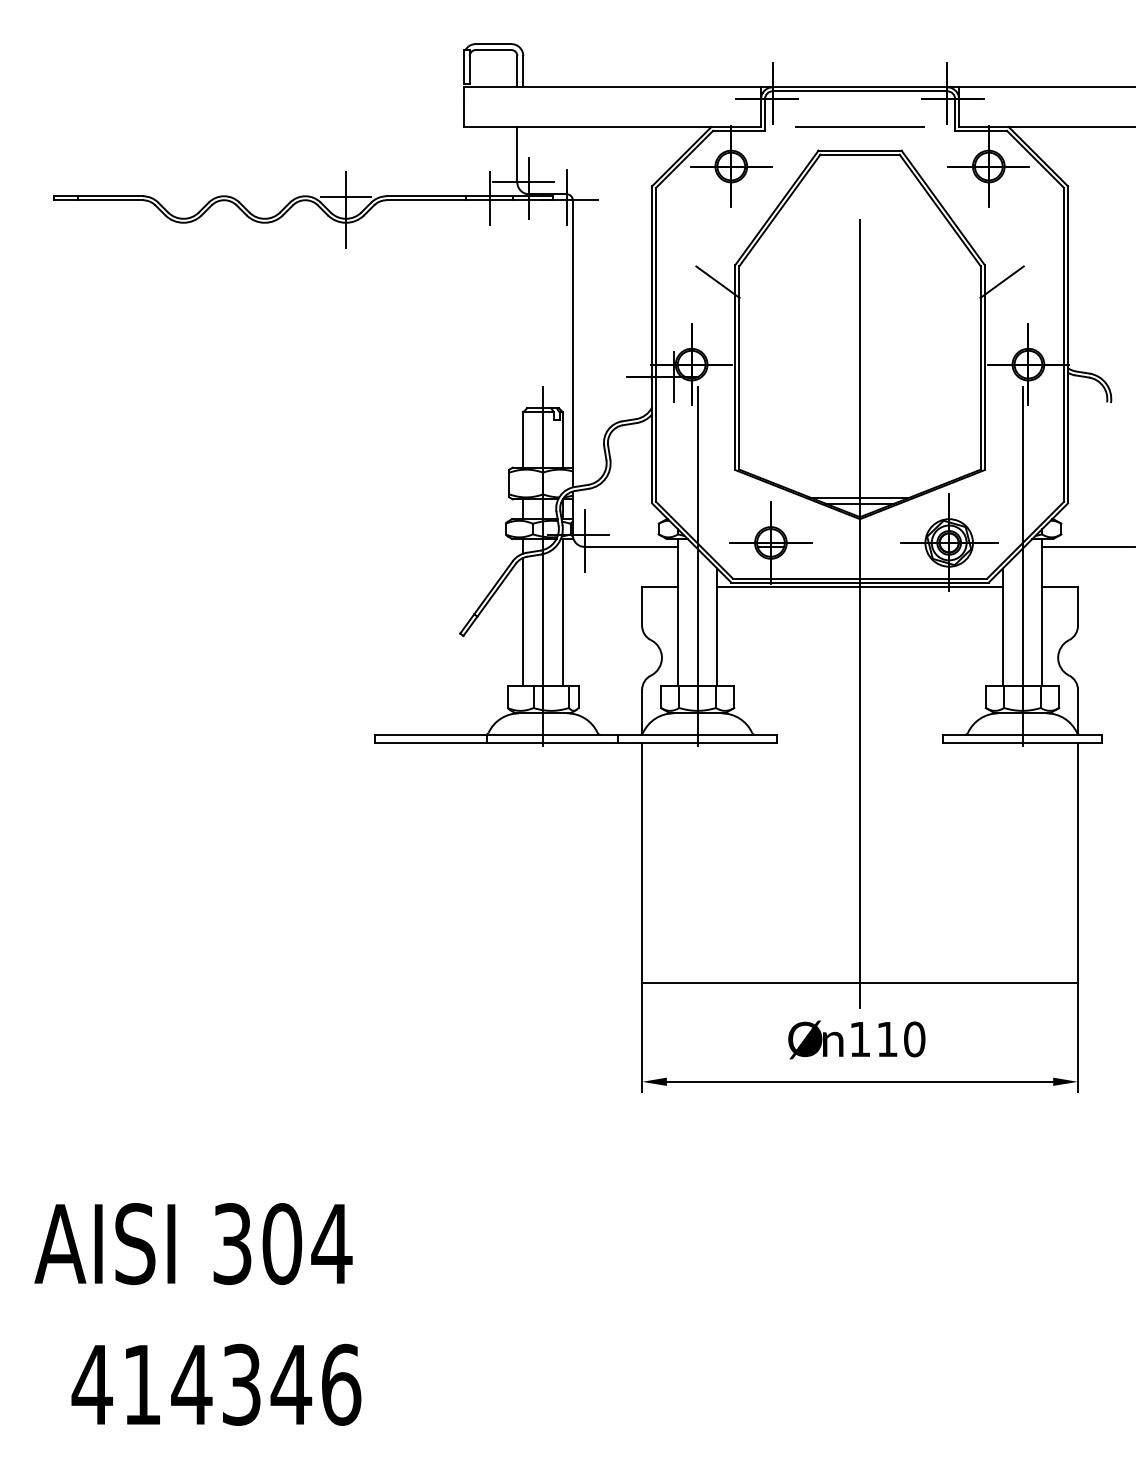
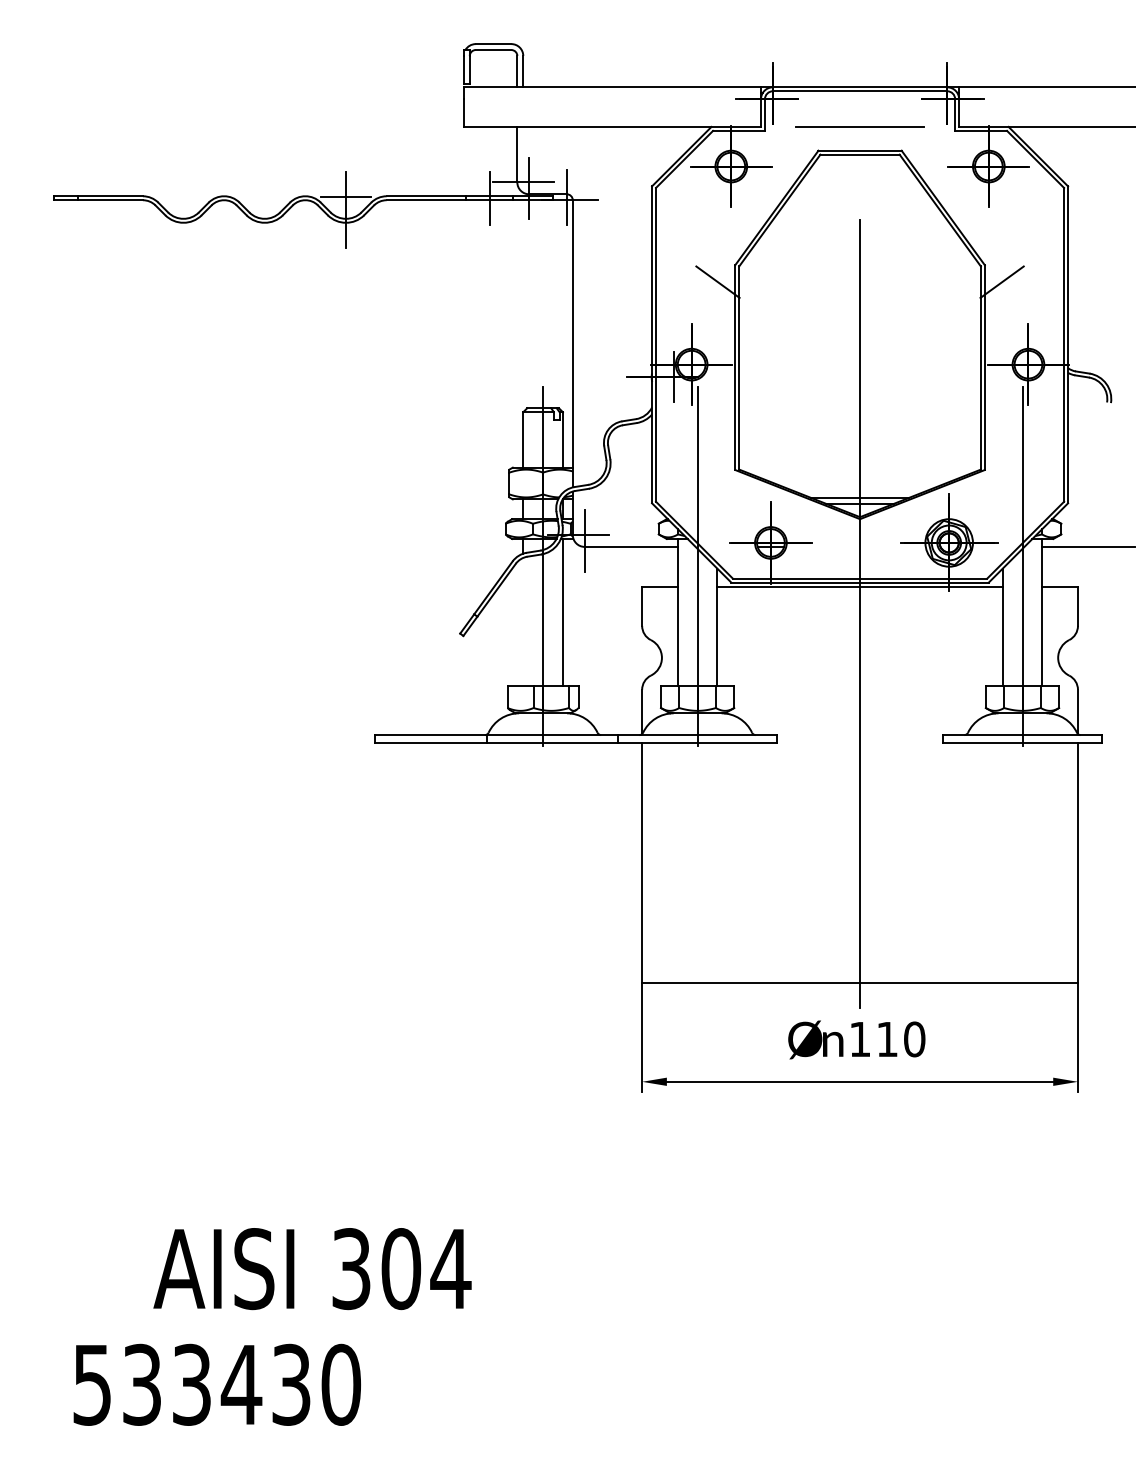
line: present -> none (523, 621)
text position: (193, 1244) -> (312, 1269) (312, 1269)
text: 414346 -> 533430 (216, 1384)
